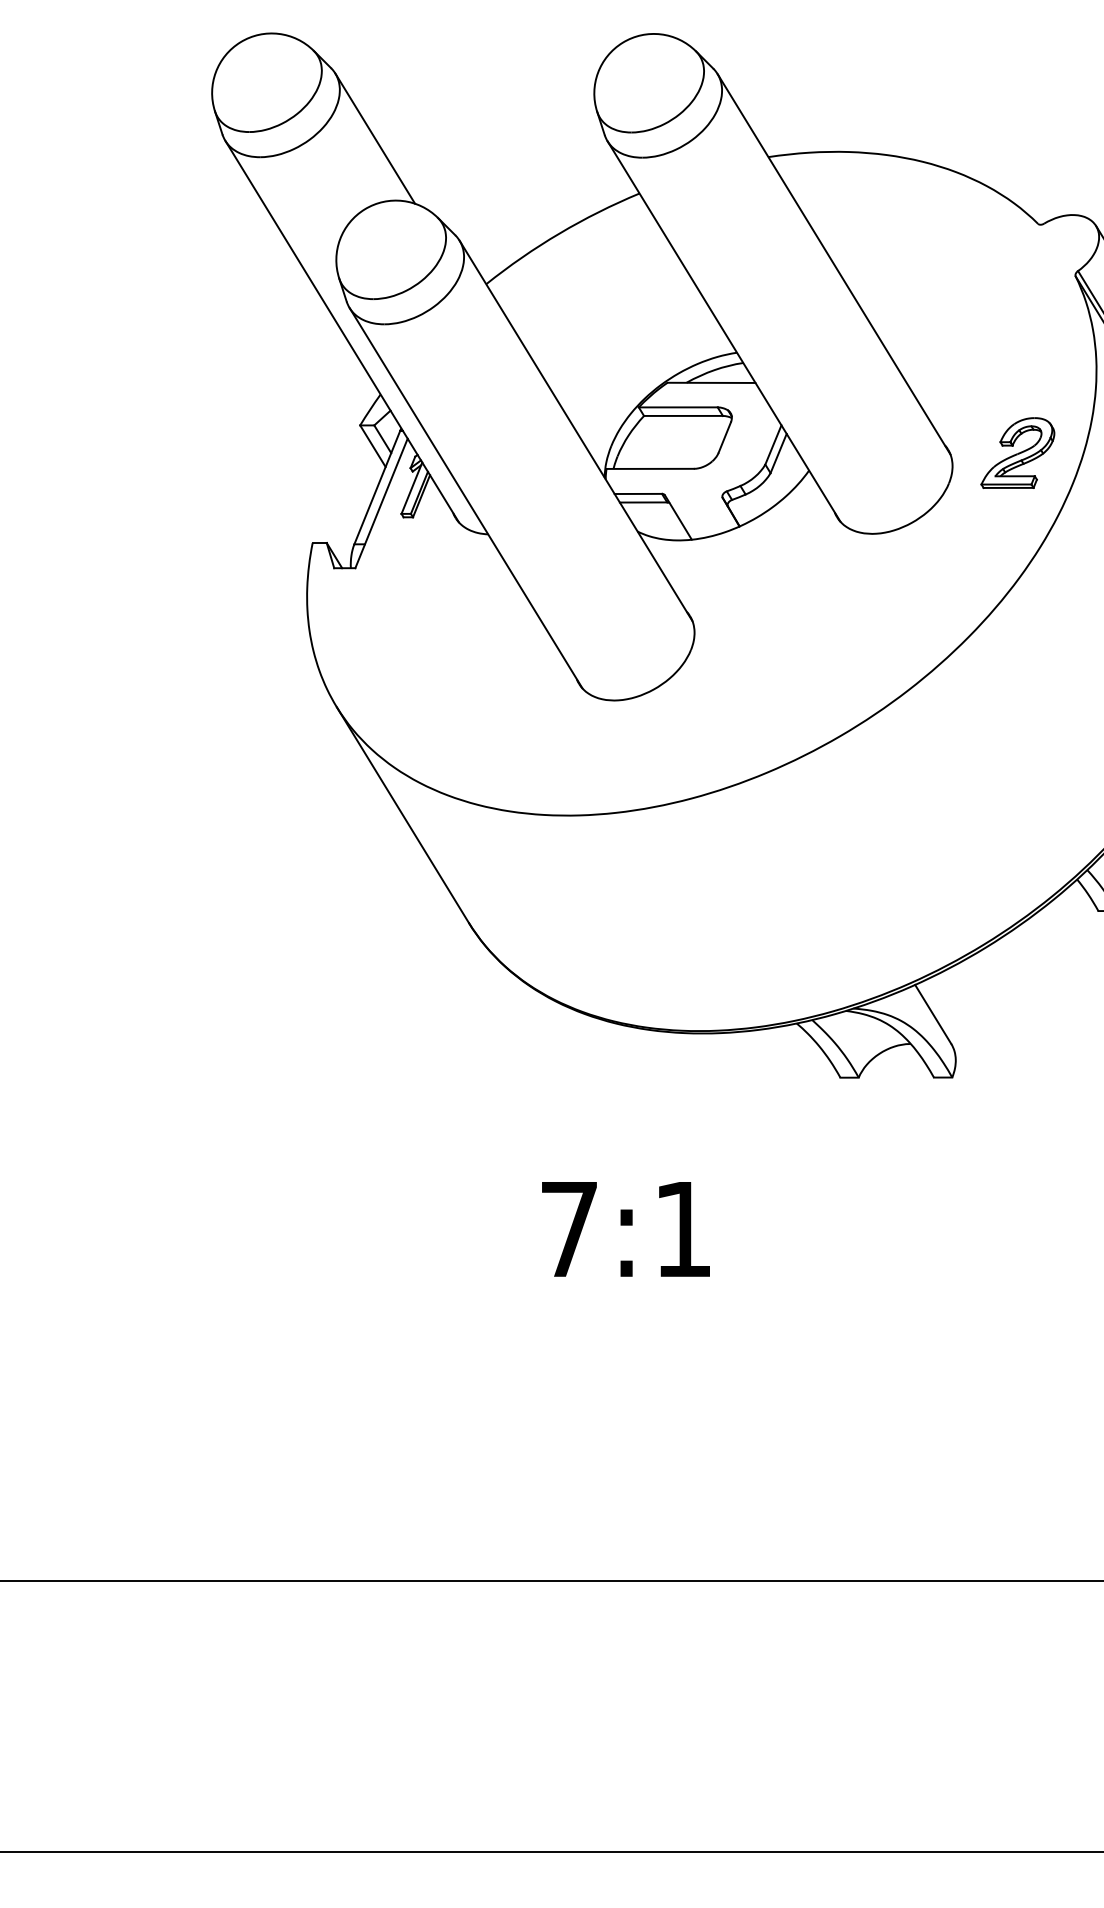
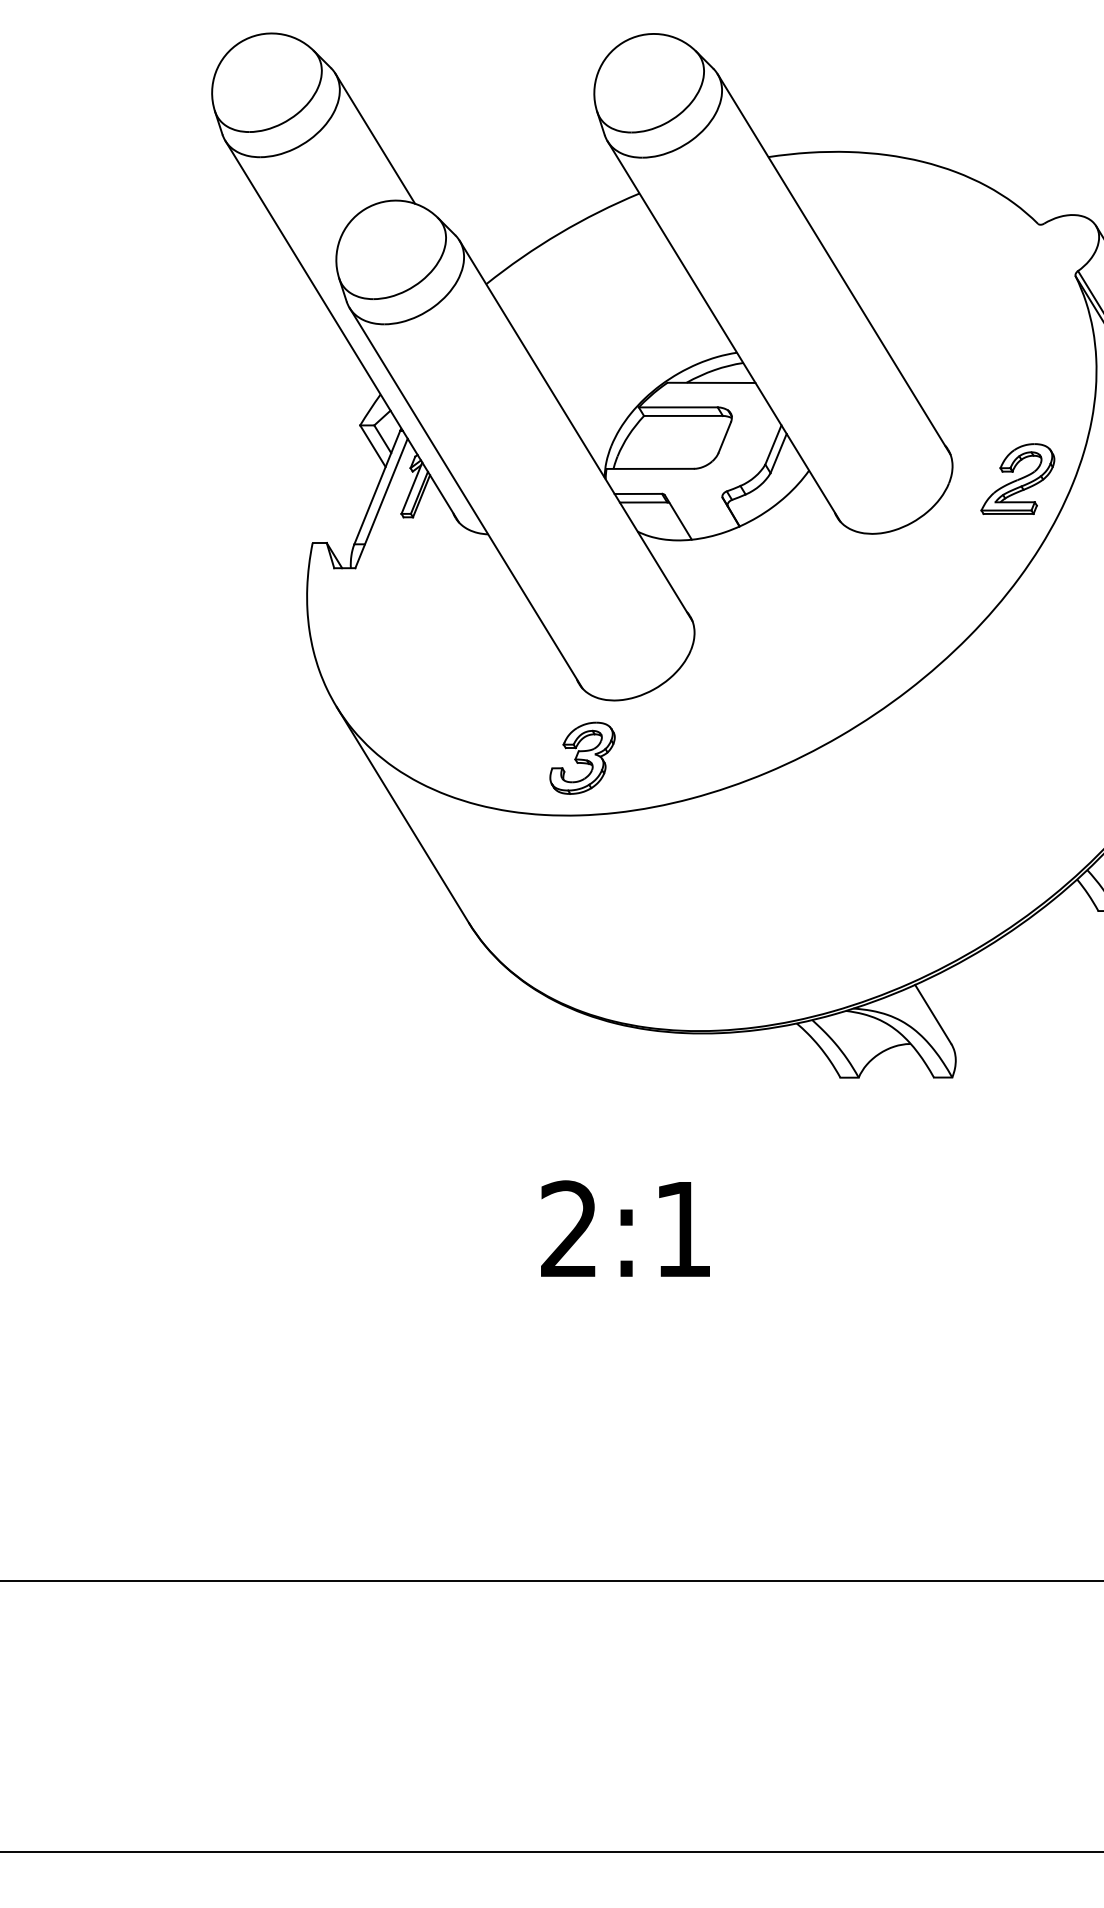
part position: (1017, 452) -> (1017, 478) (1017, 478)
part: none -> present (582, 757)
text: 7:1 -> 2:1 (568, 1228)
